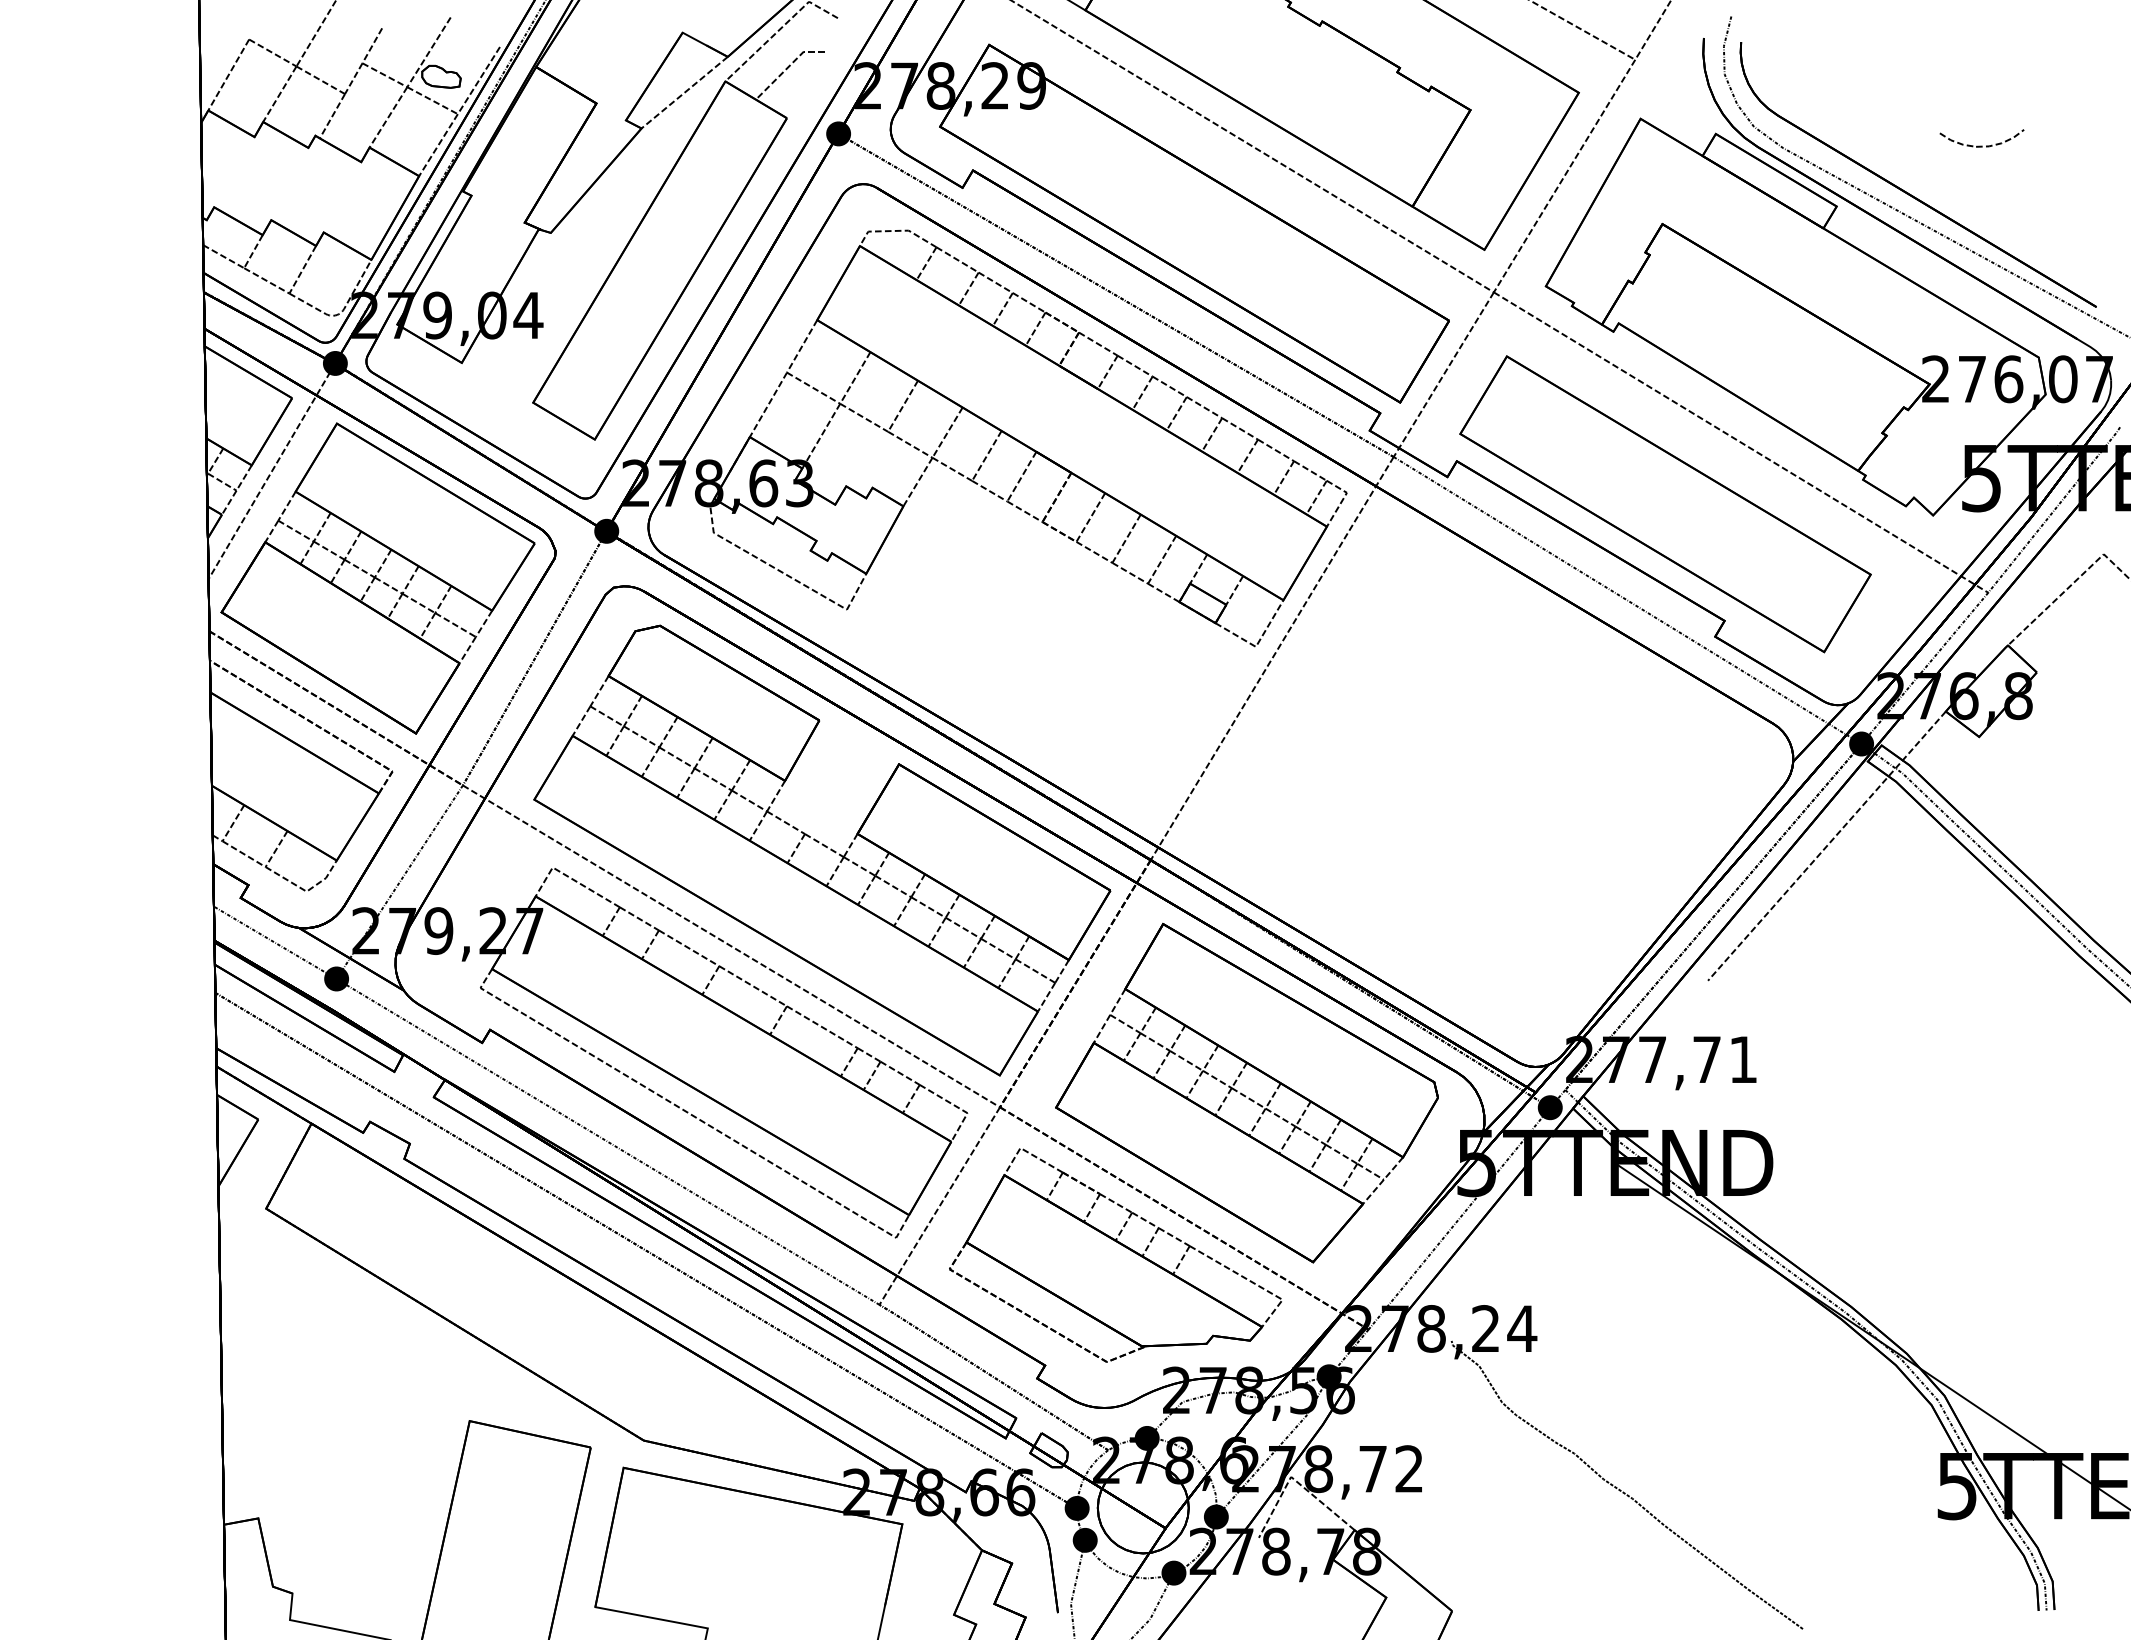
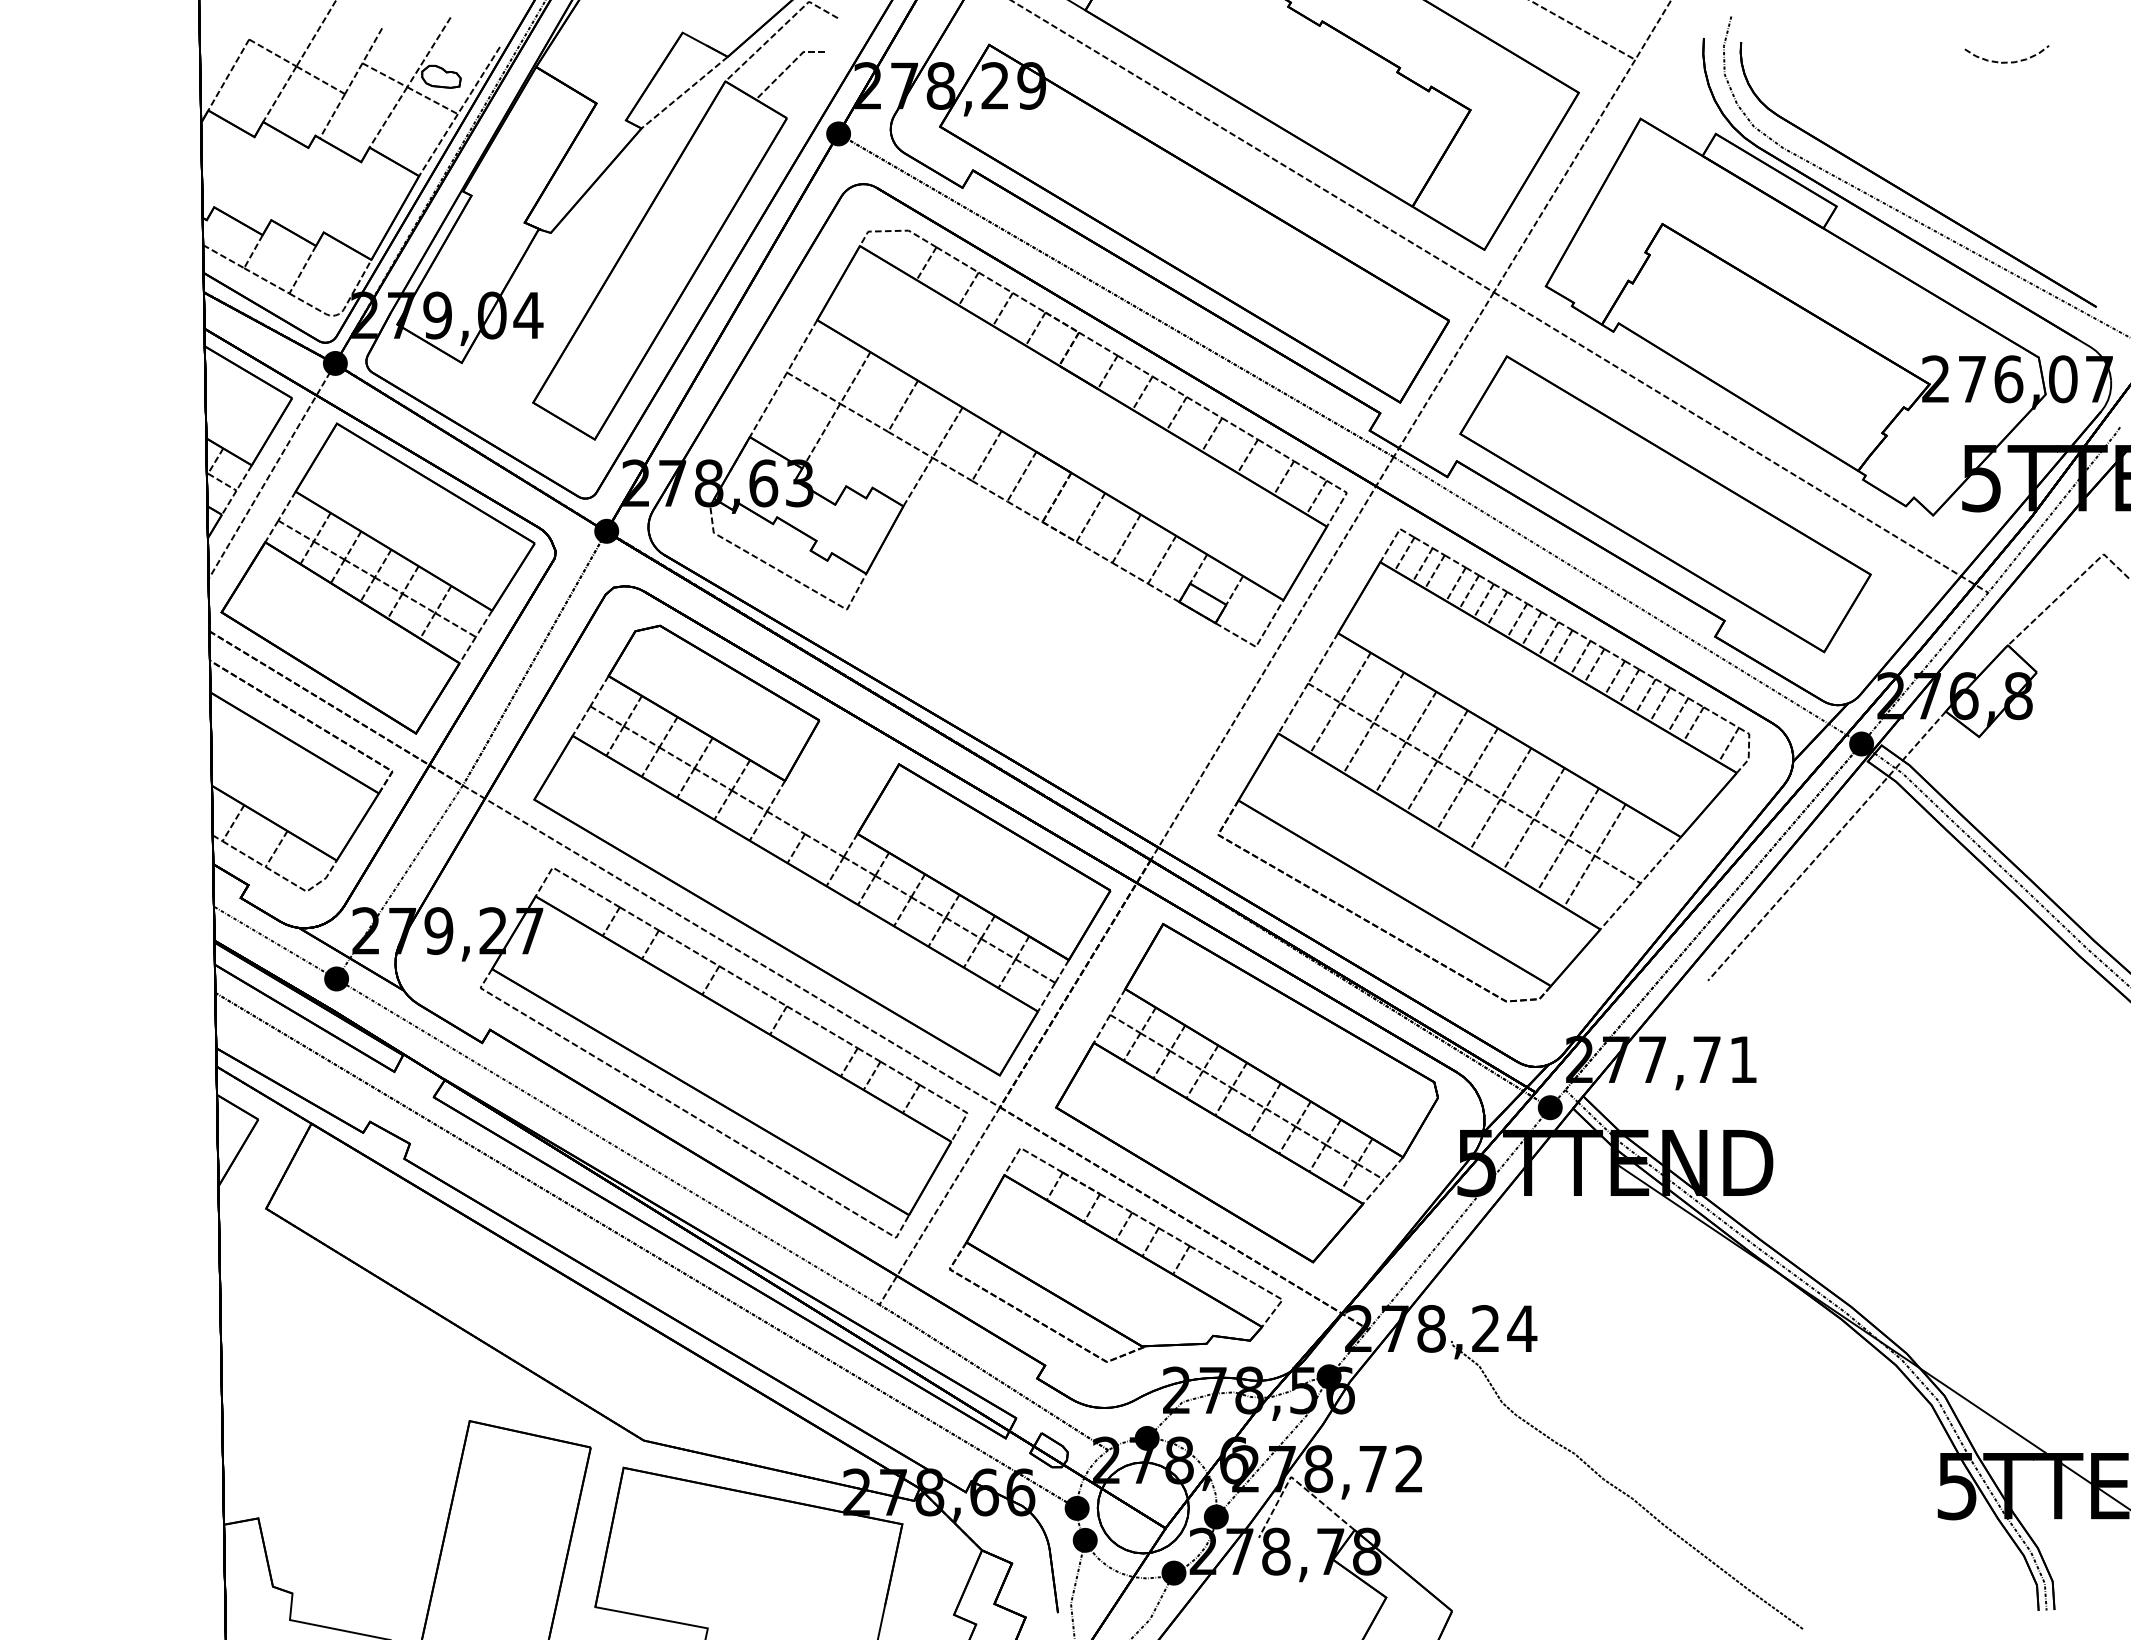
part position: (1981, 145) -> (2006, 61) (2006, 61)
part: none -> present (1477, 764)
